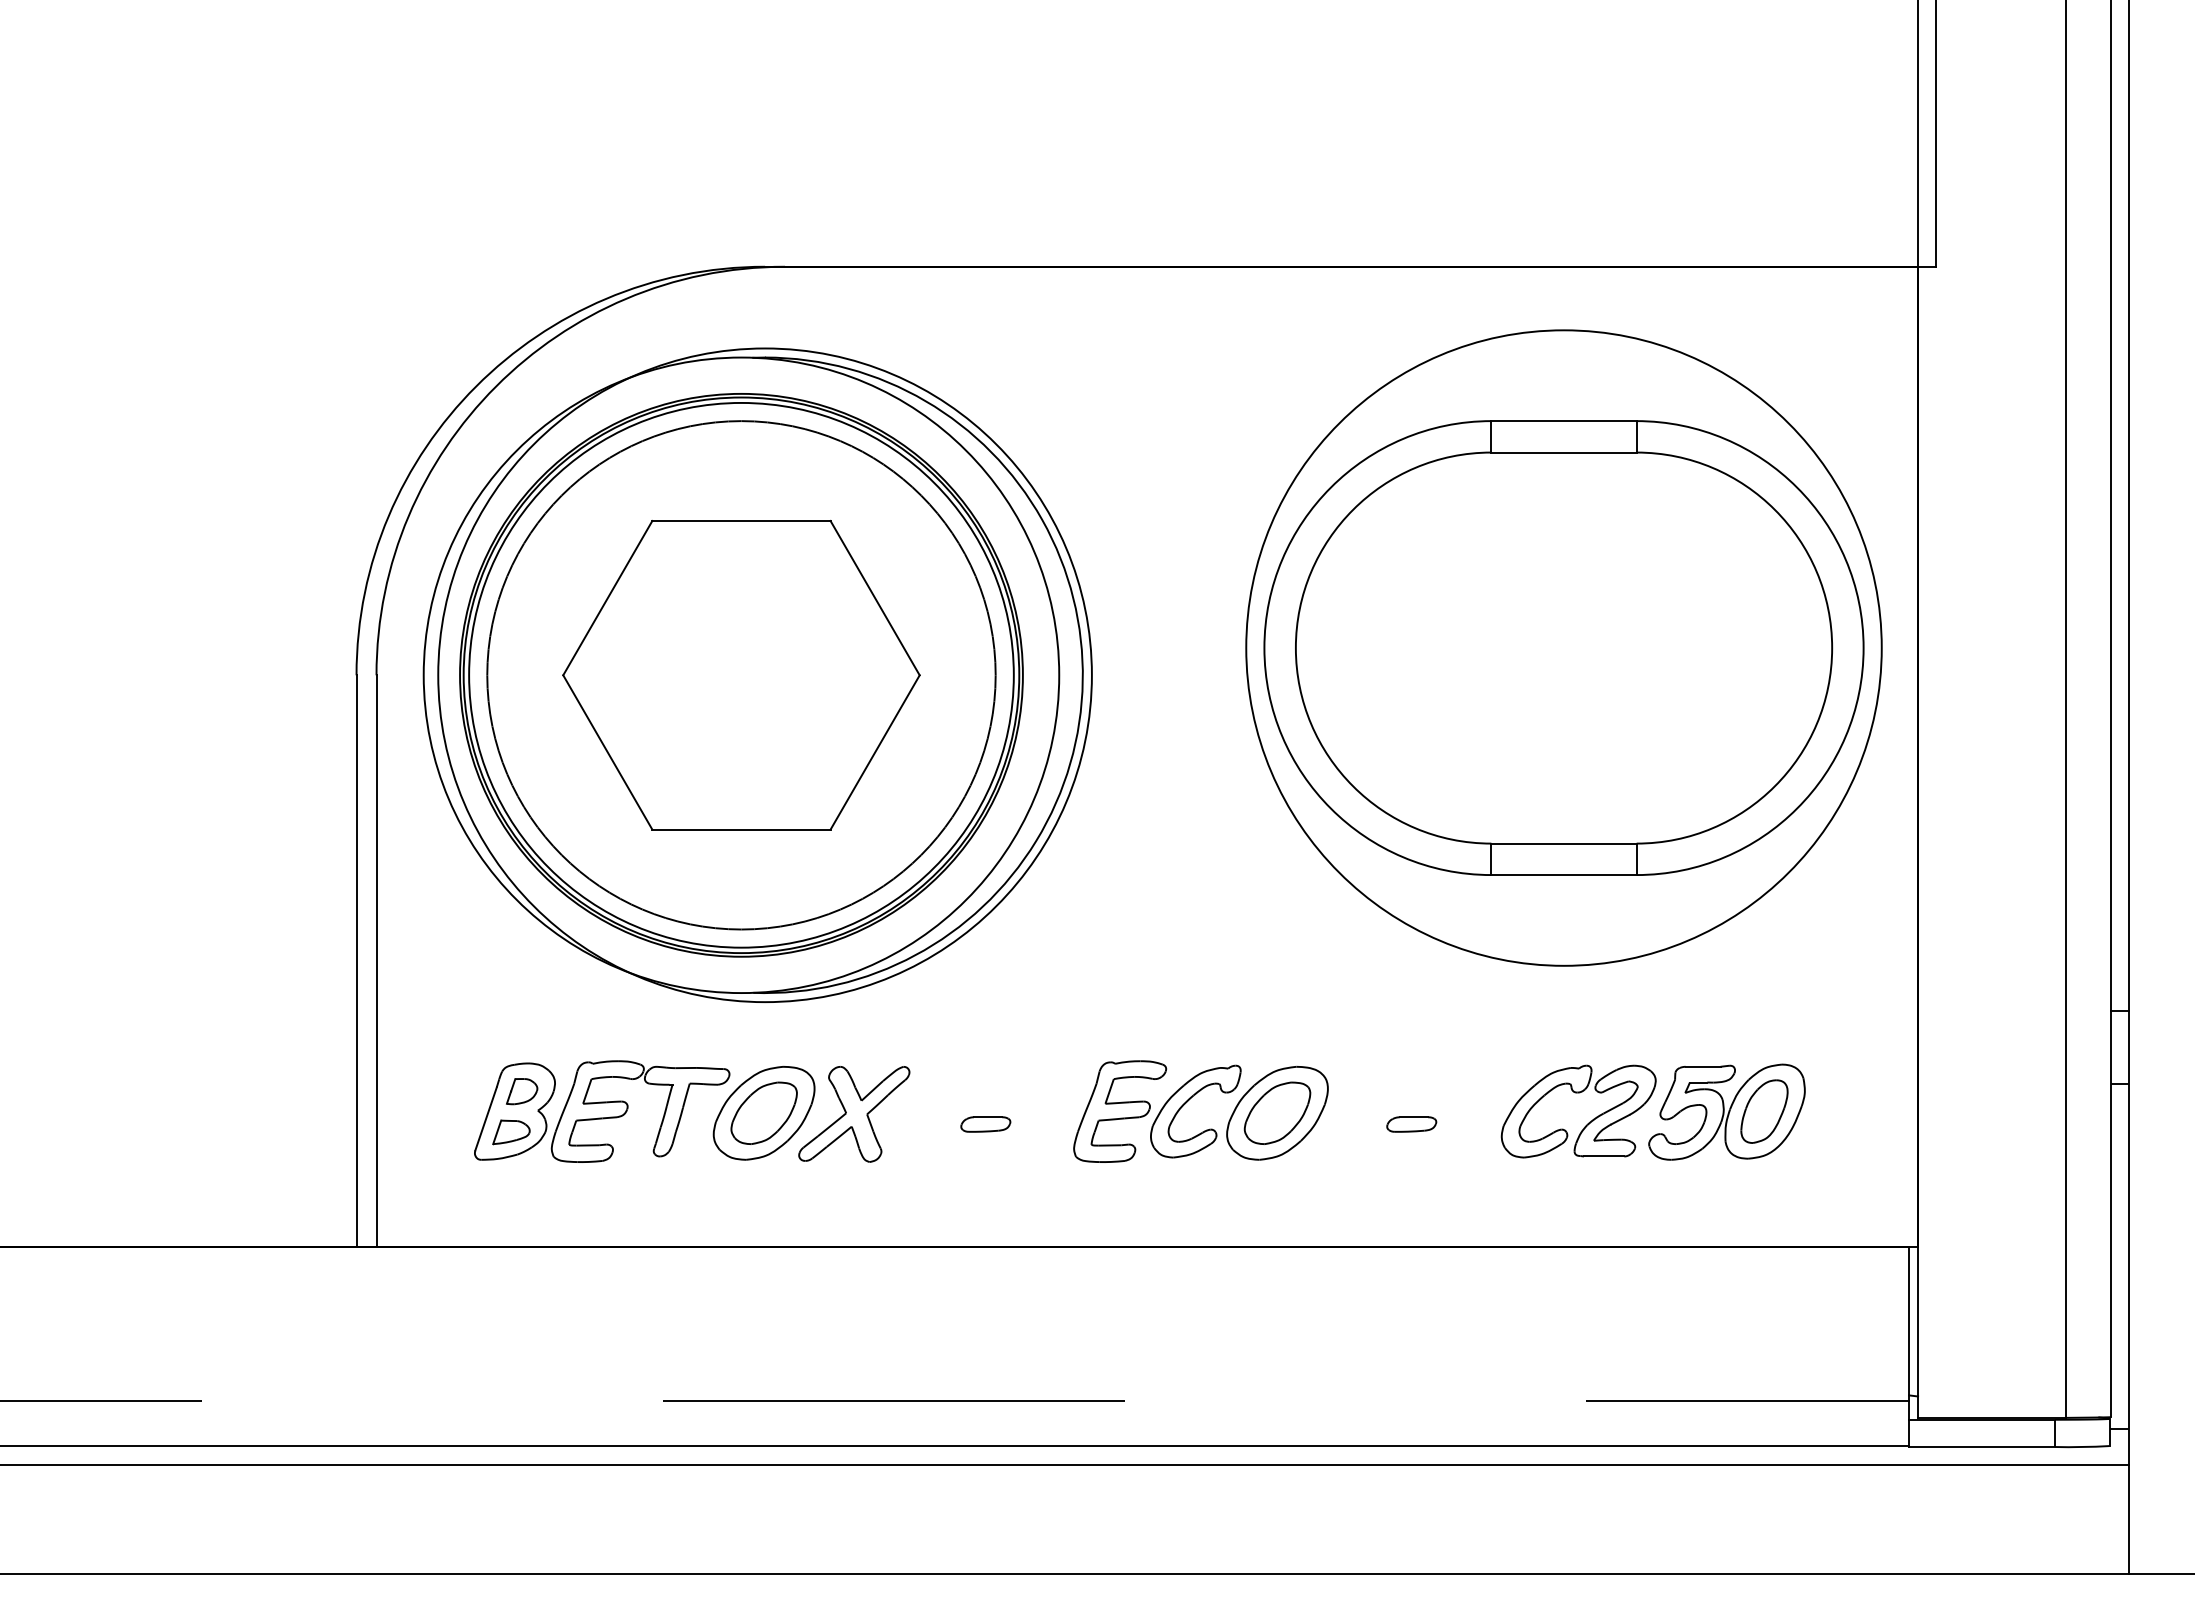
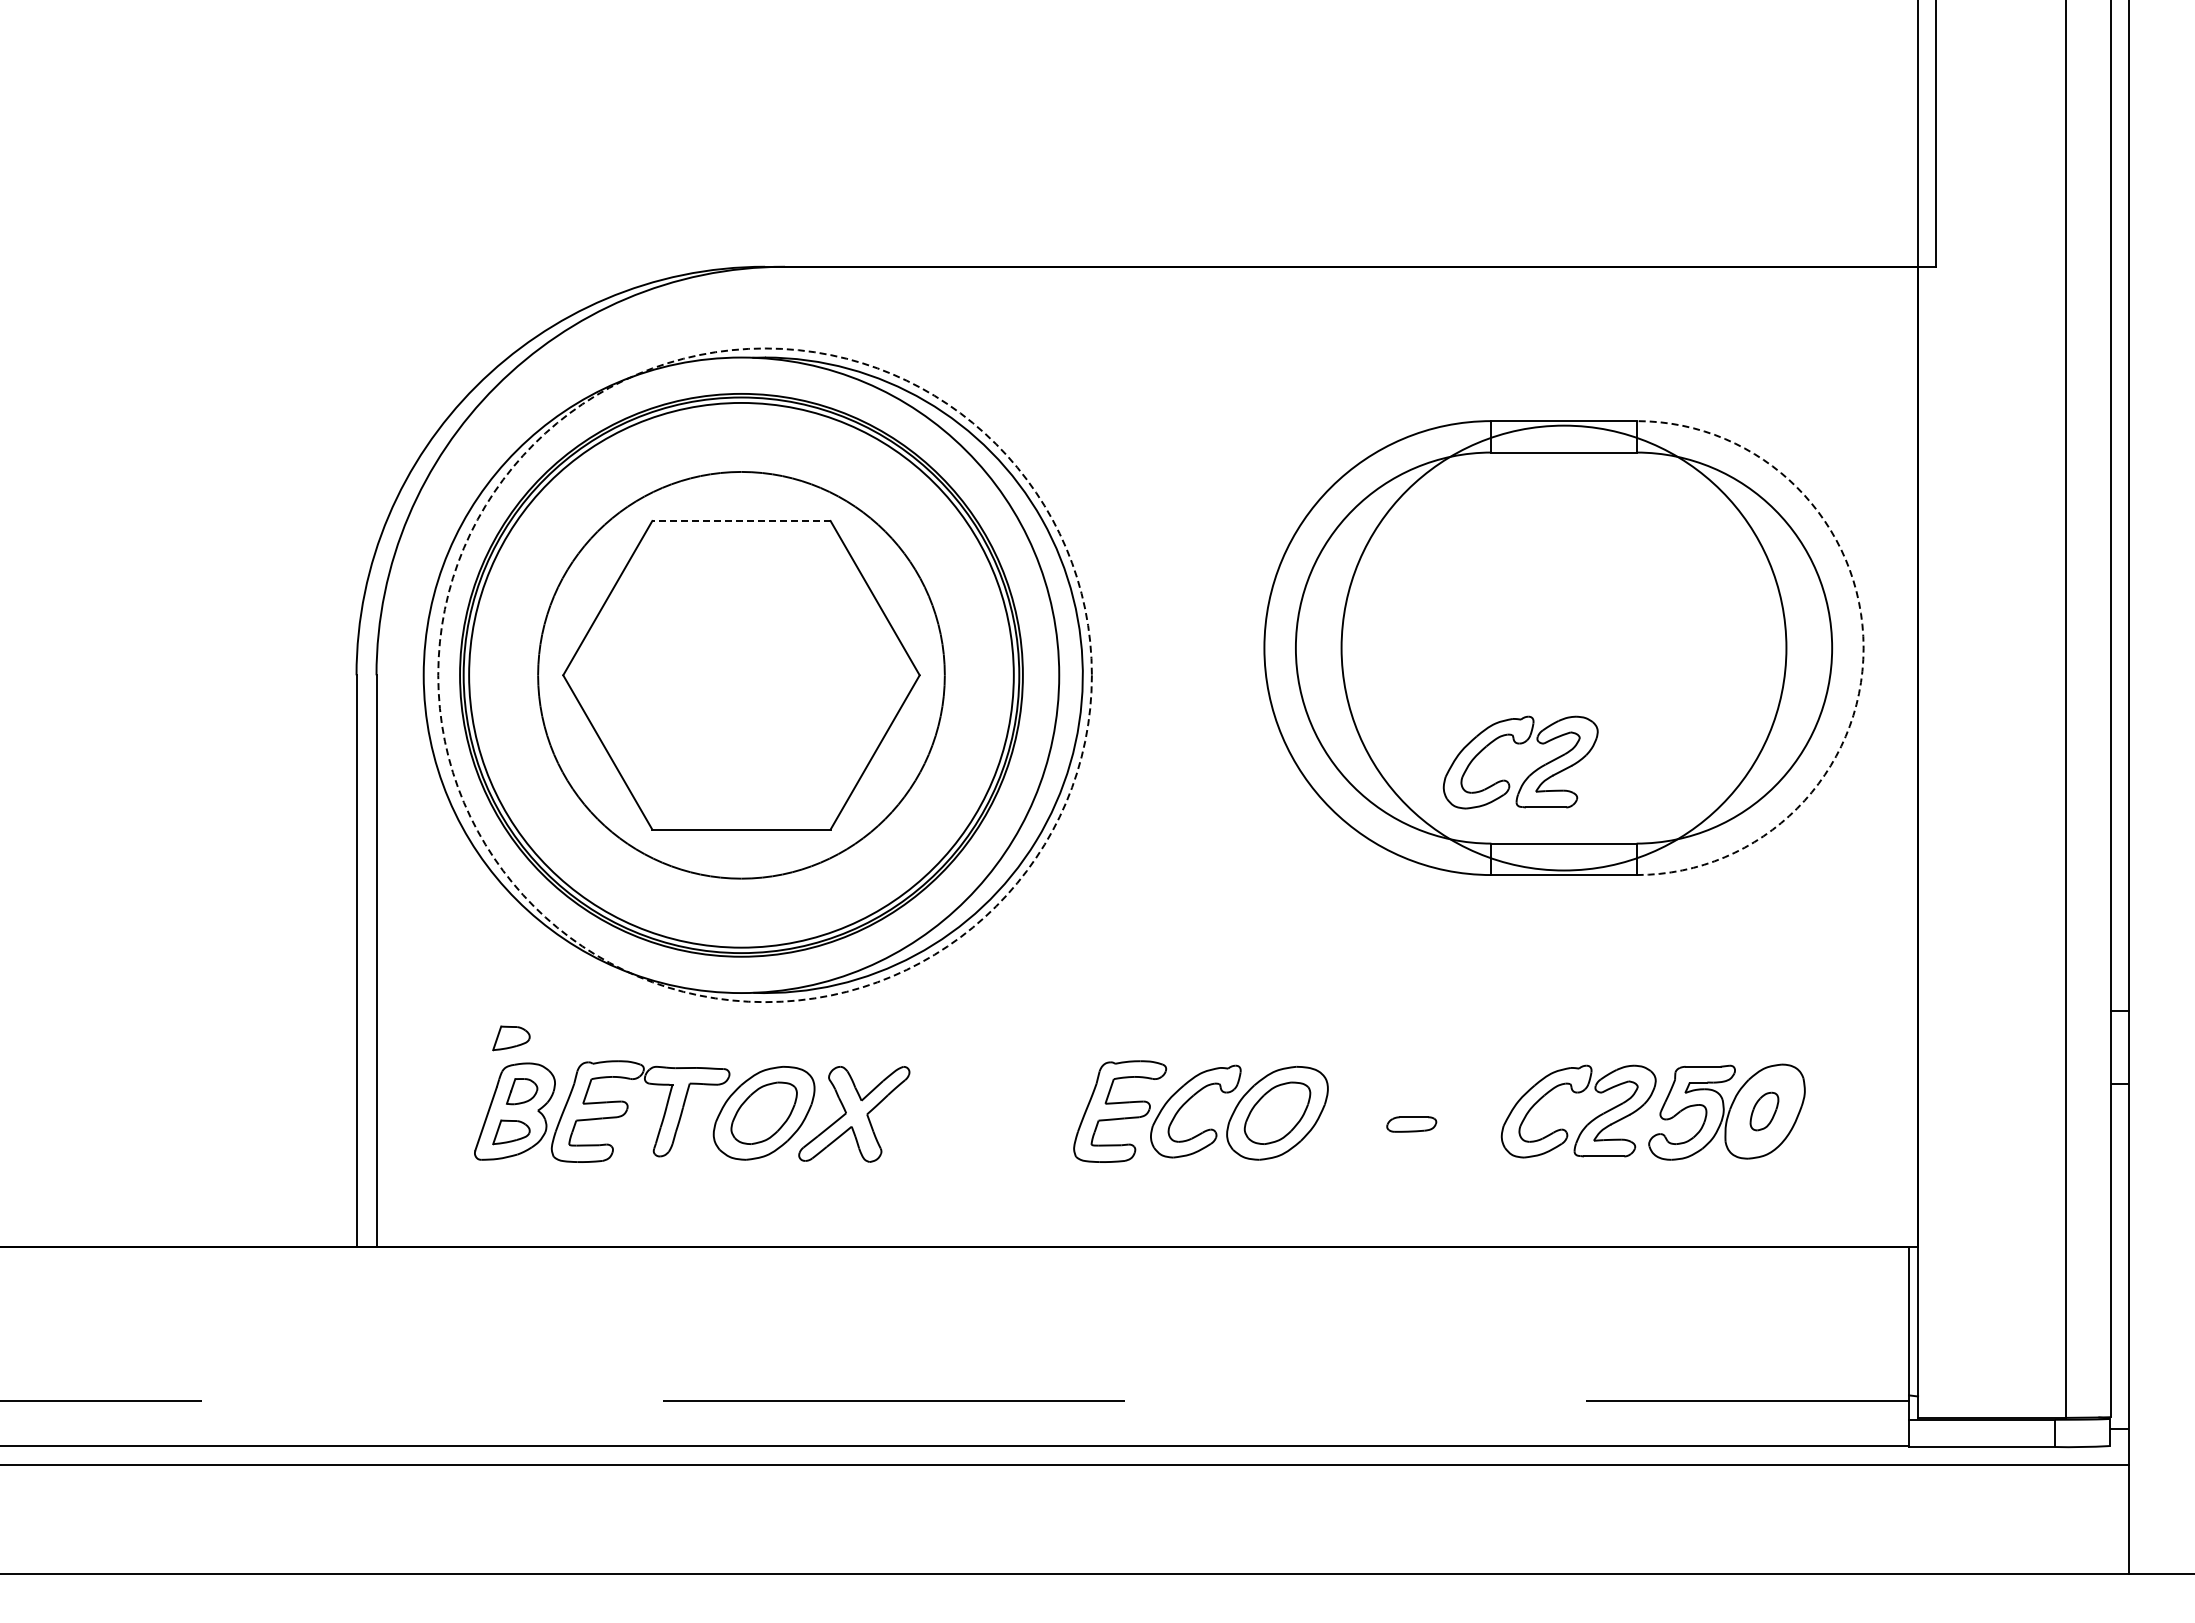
line: solid -> dashed (740, 520)
circle diameter: 636 px -> 445 px (1563, 647)
arc: solid -> dashed (1863, 648)
circle diameter: 508 px -> 407 px (741, 674)
circle: solid -> dashed (764, 675)
part: none -> present (1531, 772)
part: none -> present (511, 1038)
part size: 49x65 px -> 31x41 px (1764, 1111)
part: present -> none (985, 1124)
